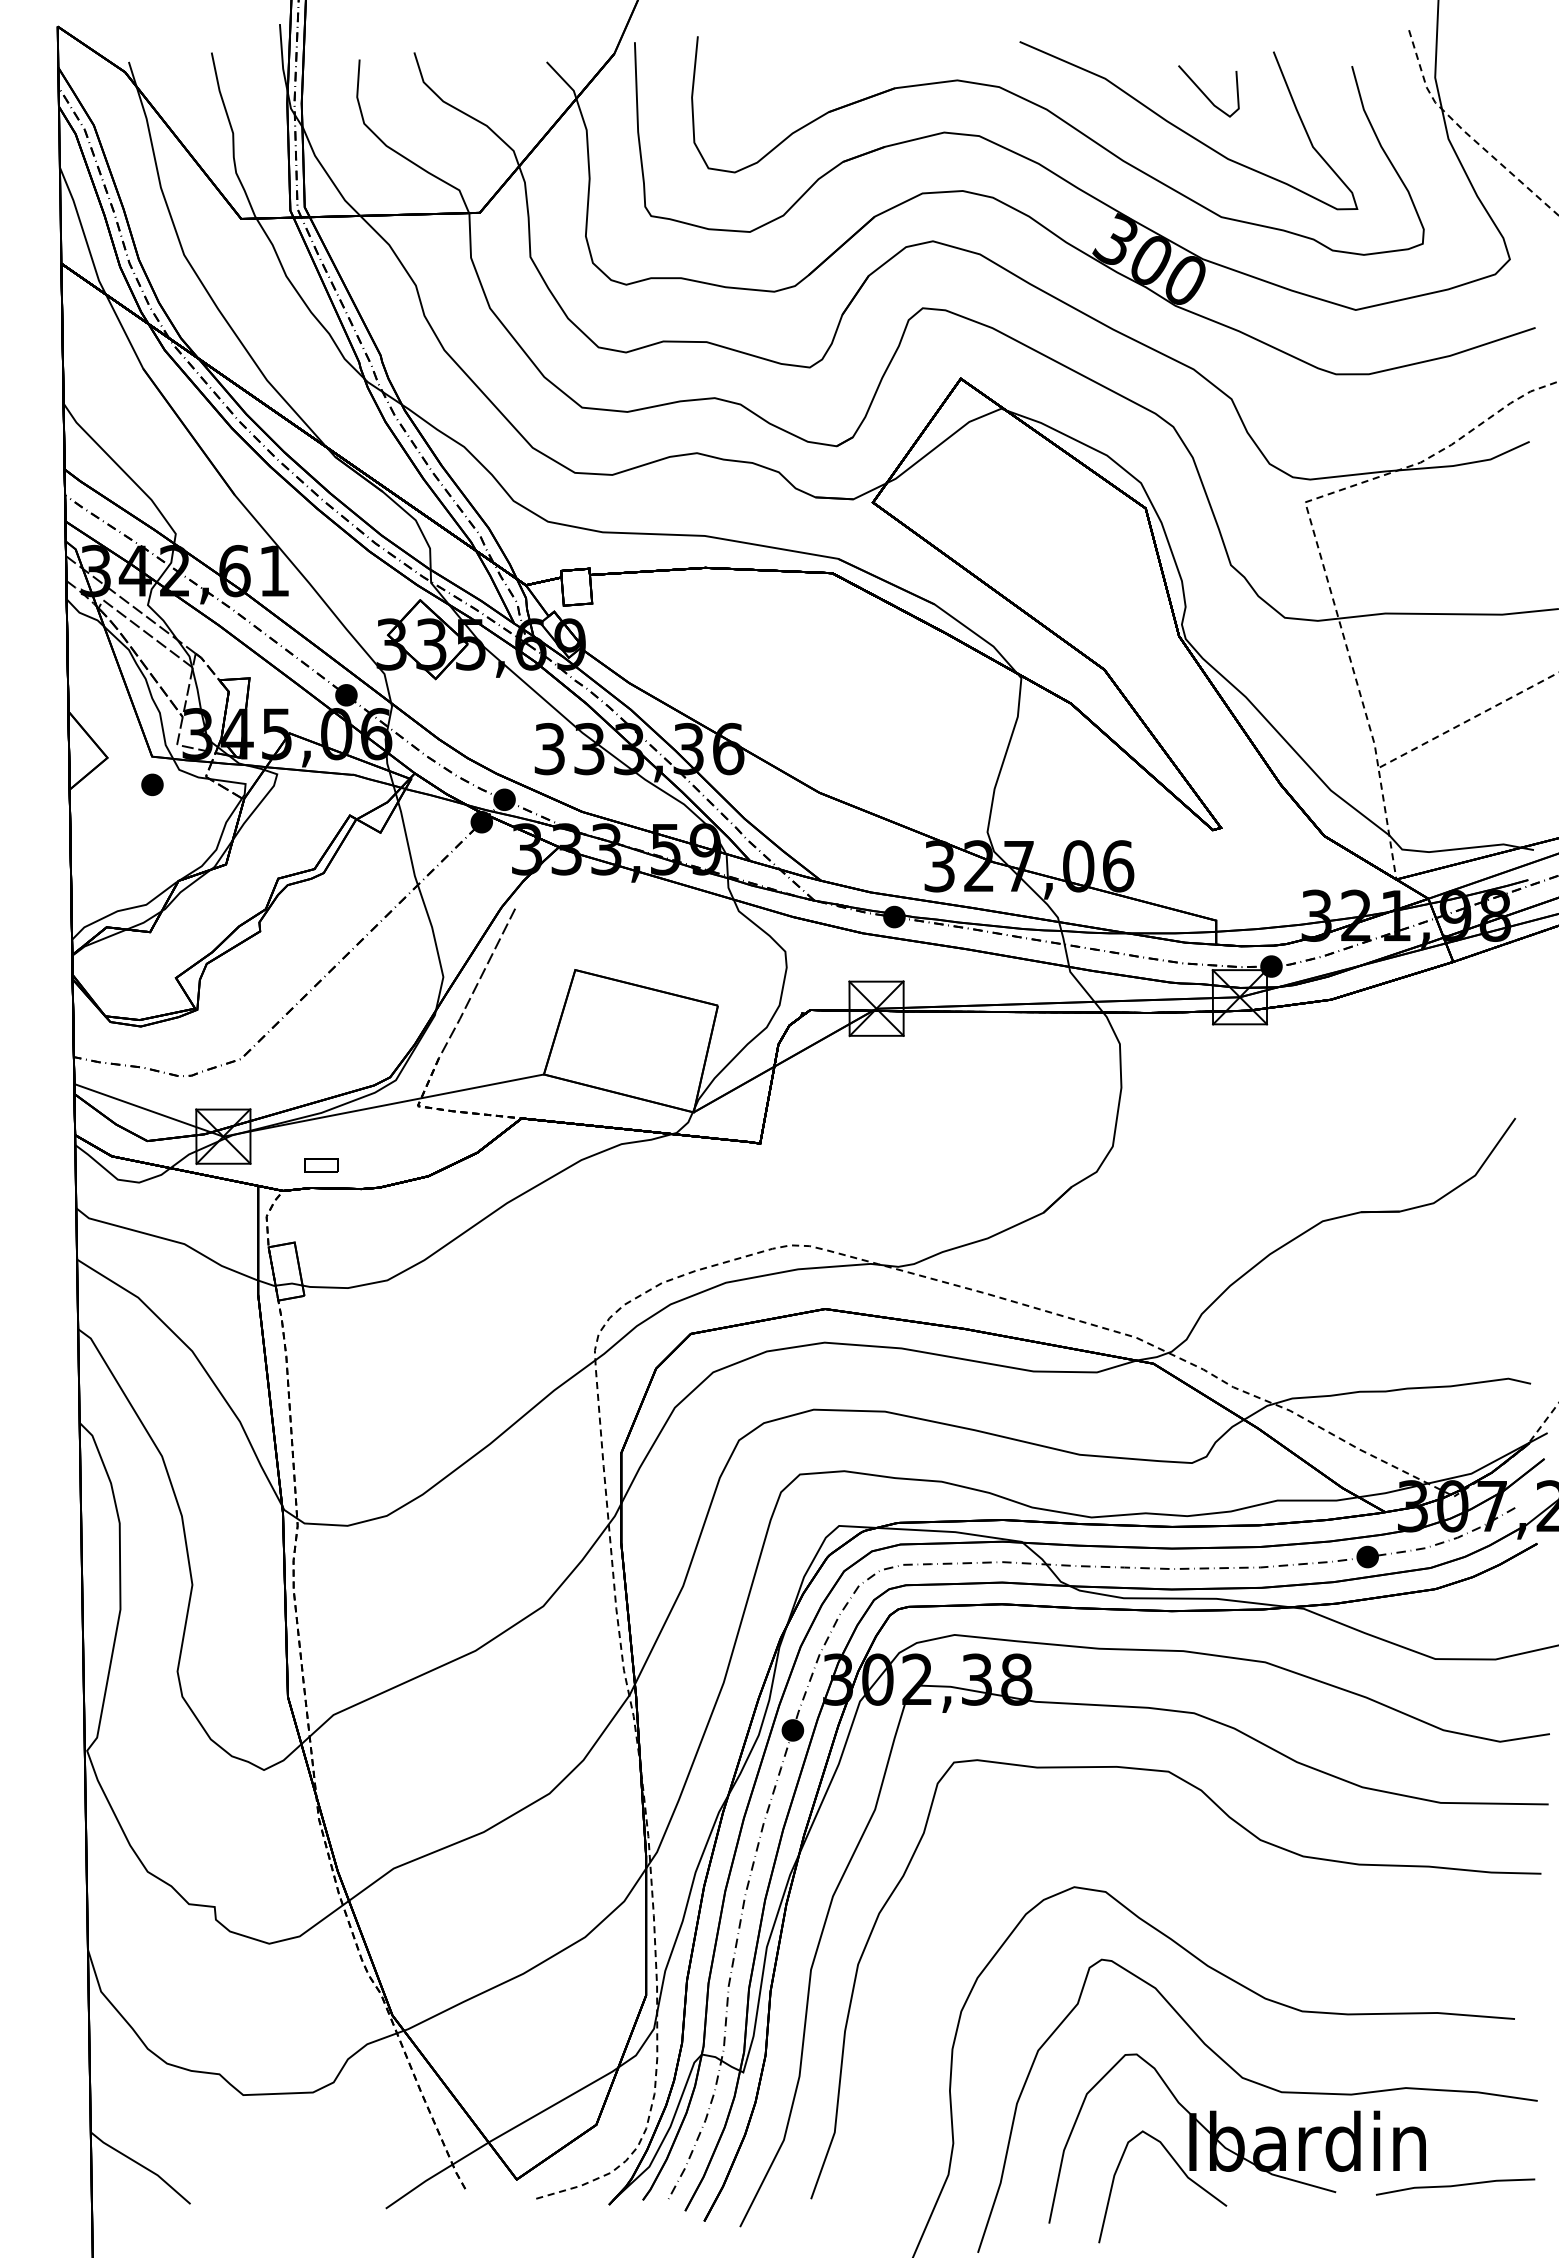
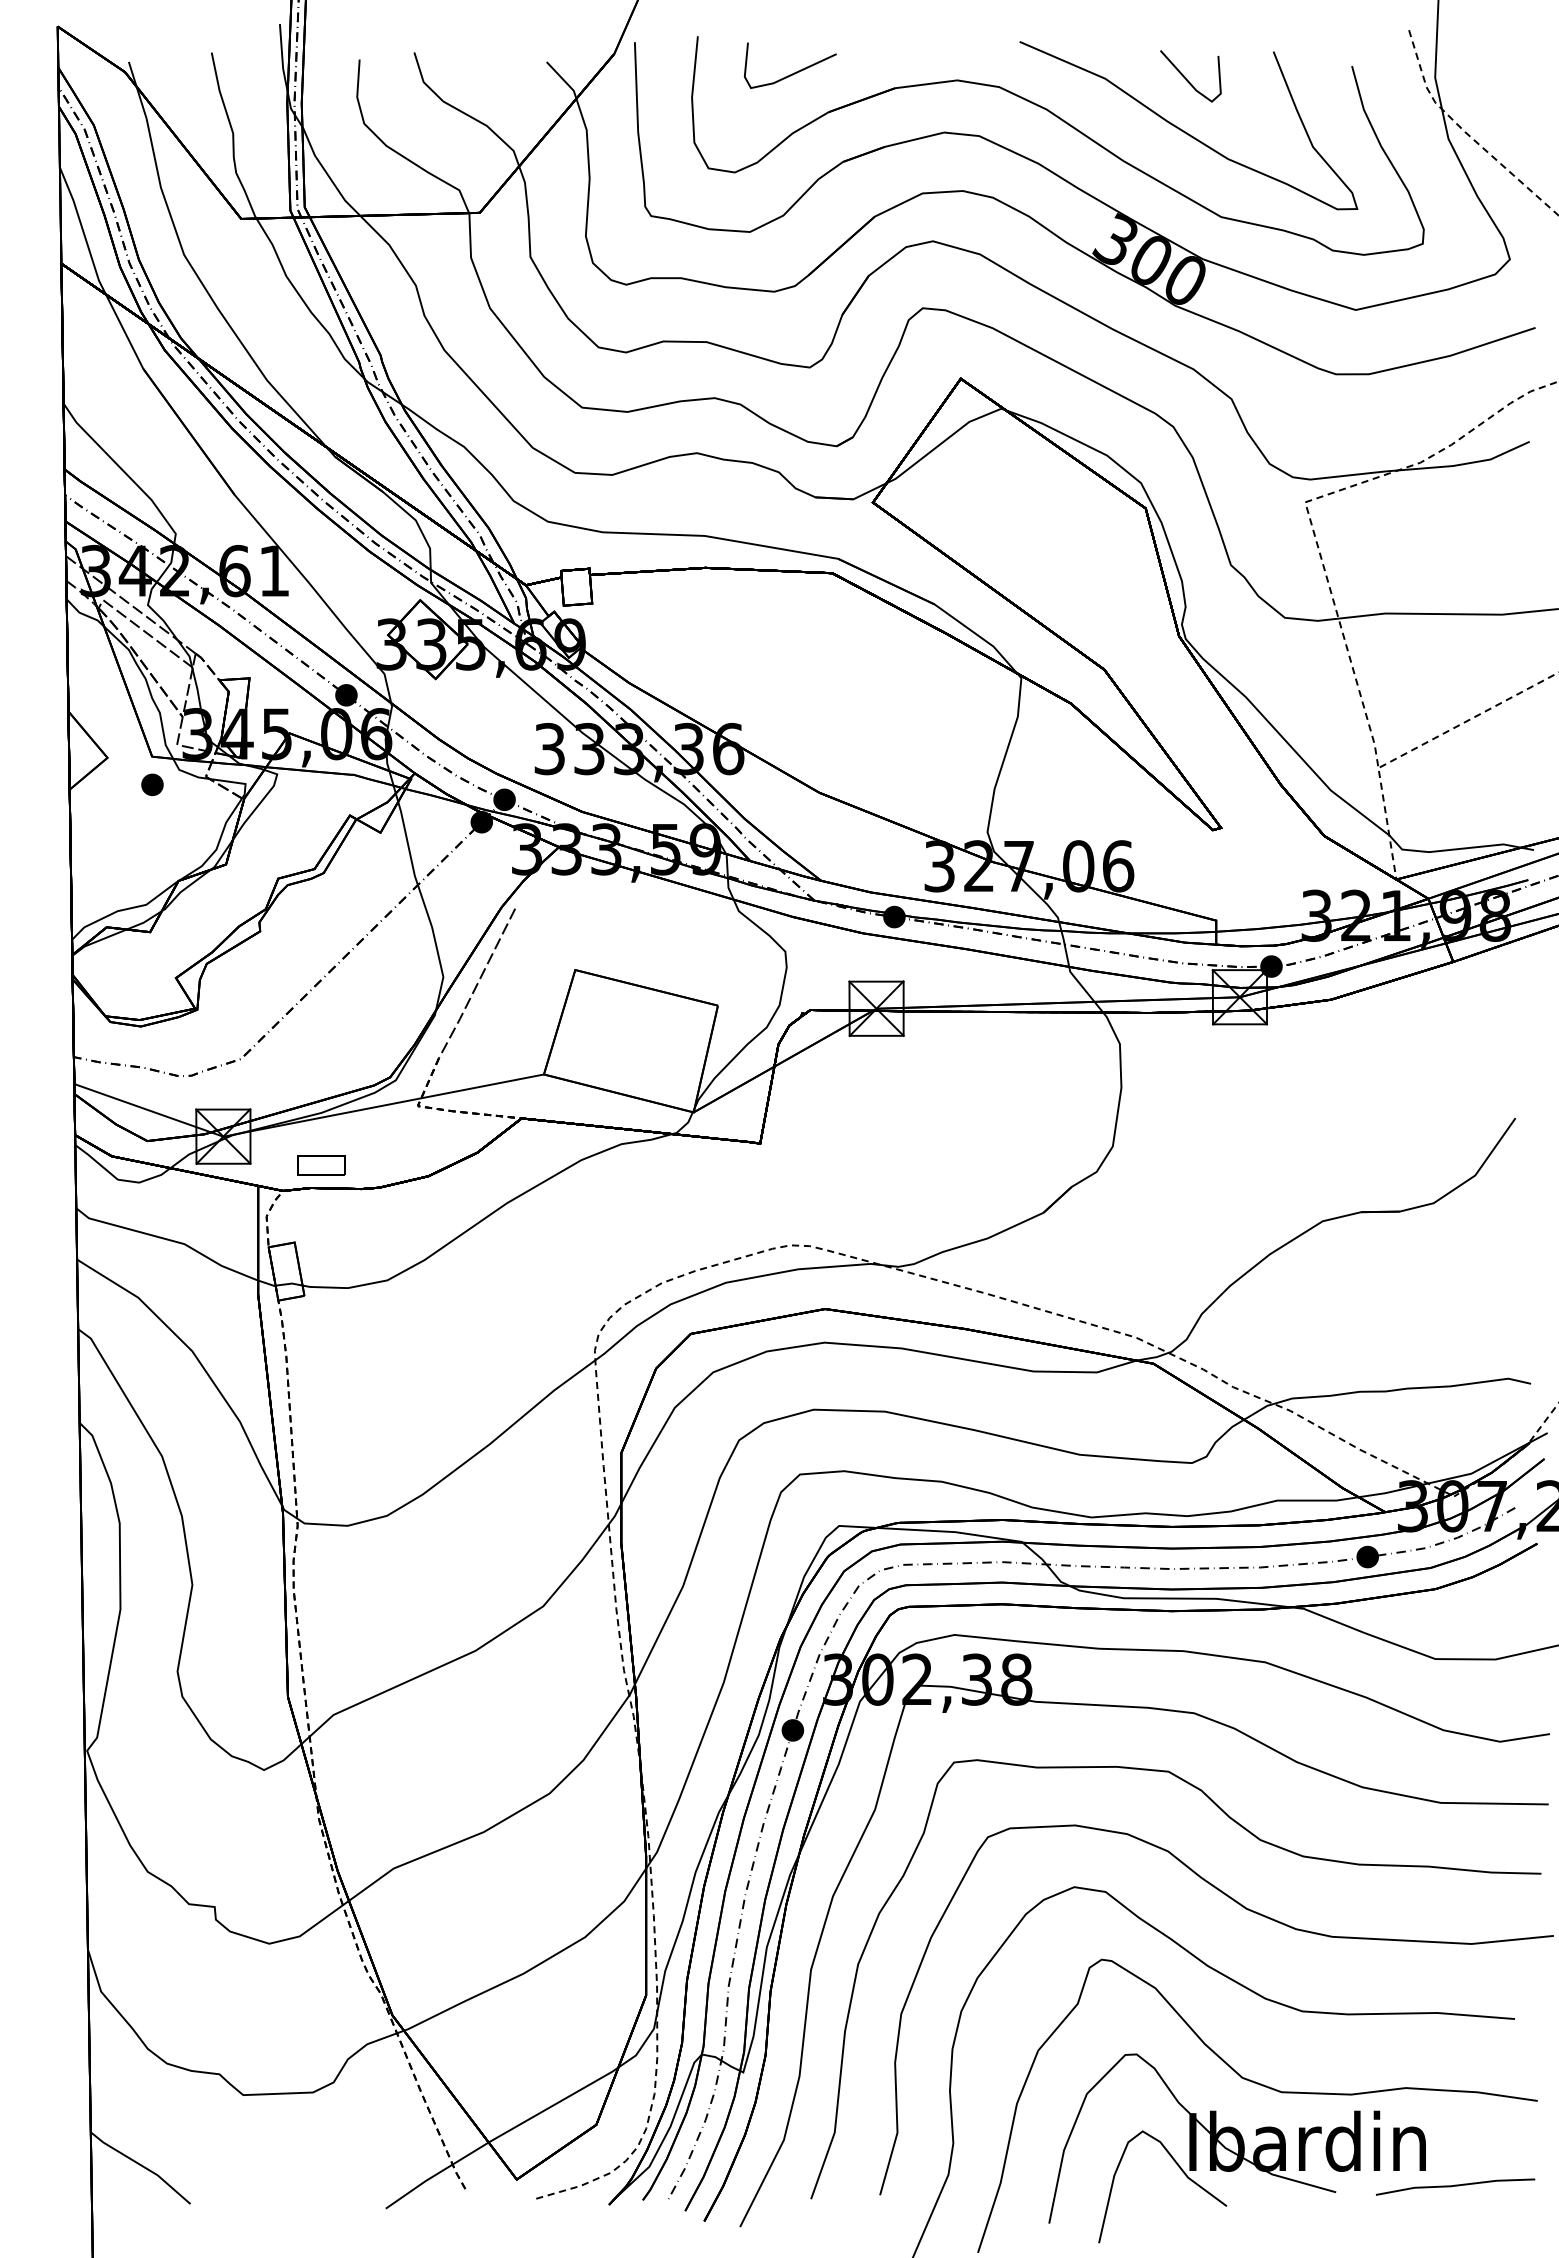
line: none -> present (792, 73)
line position: (1205, 94) -> (1187, 79) (1187, 79)
part size: 35x15 px -> 49x21 px (321, 1165)
curve: none -> present (1259, 1915)
